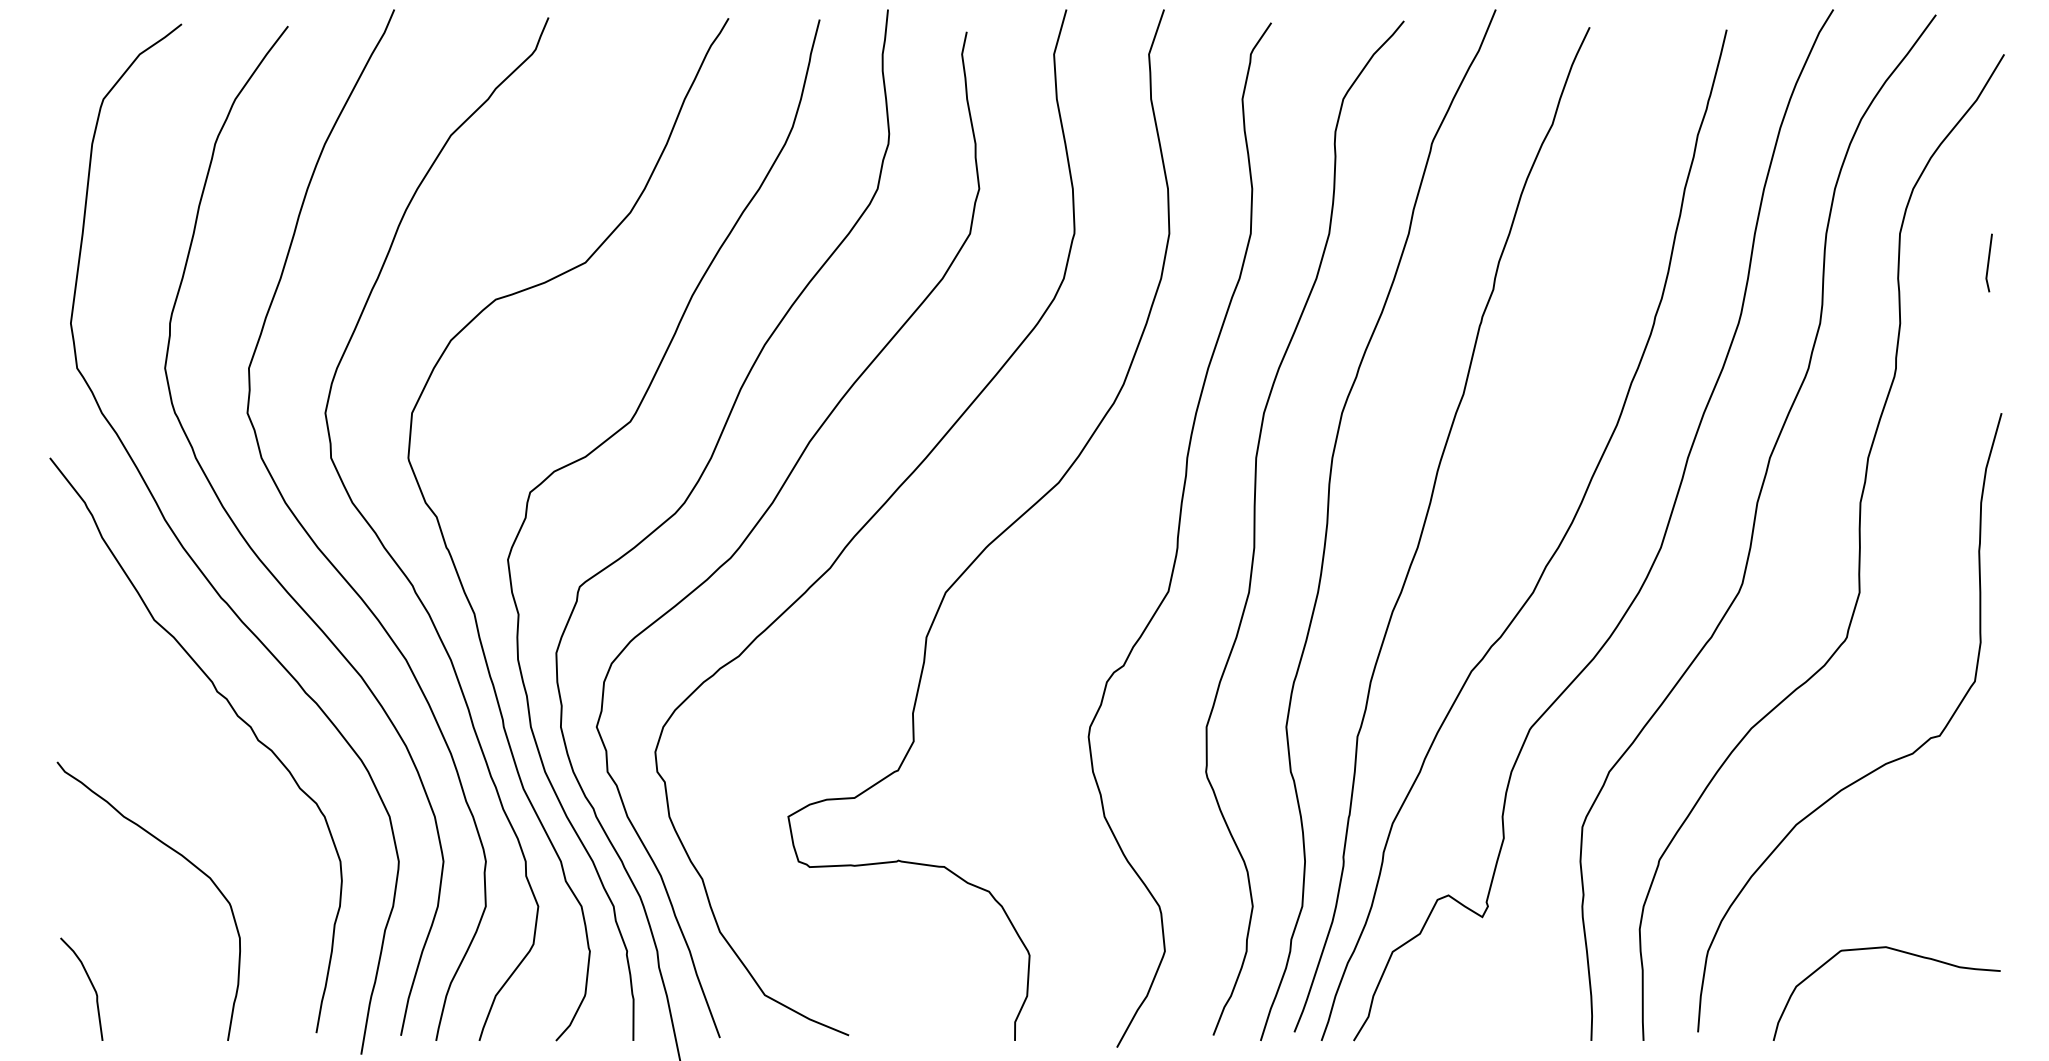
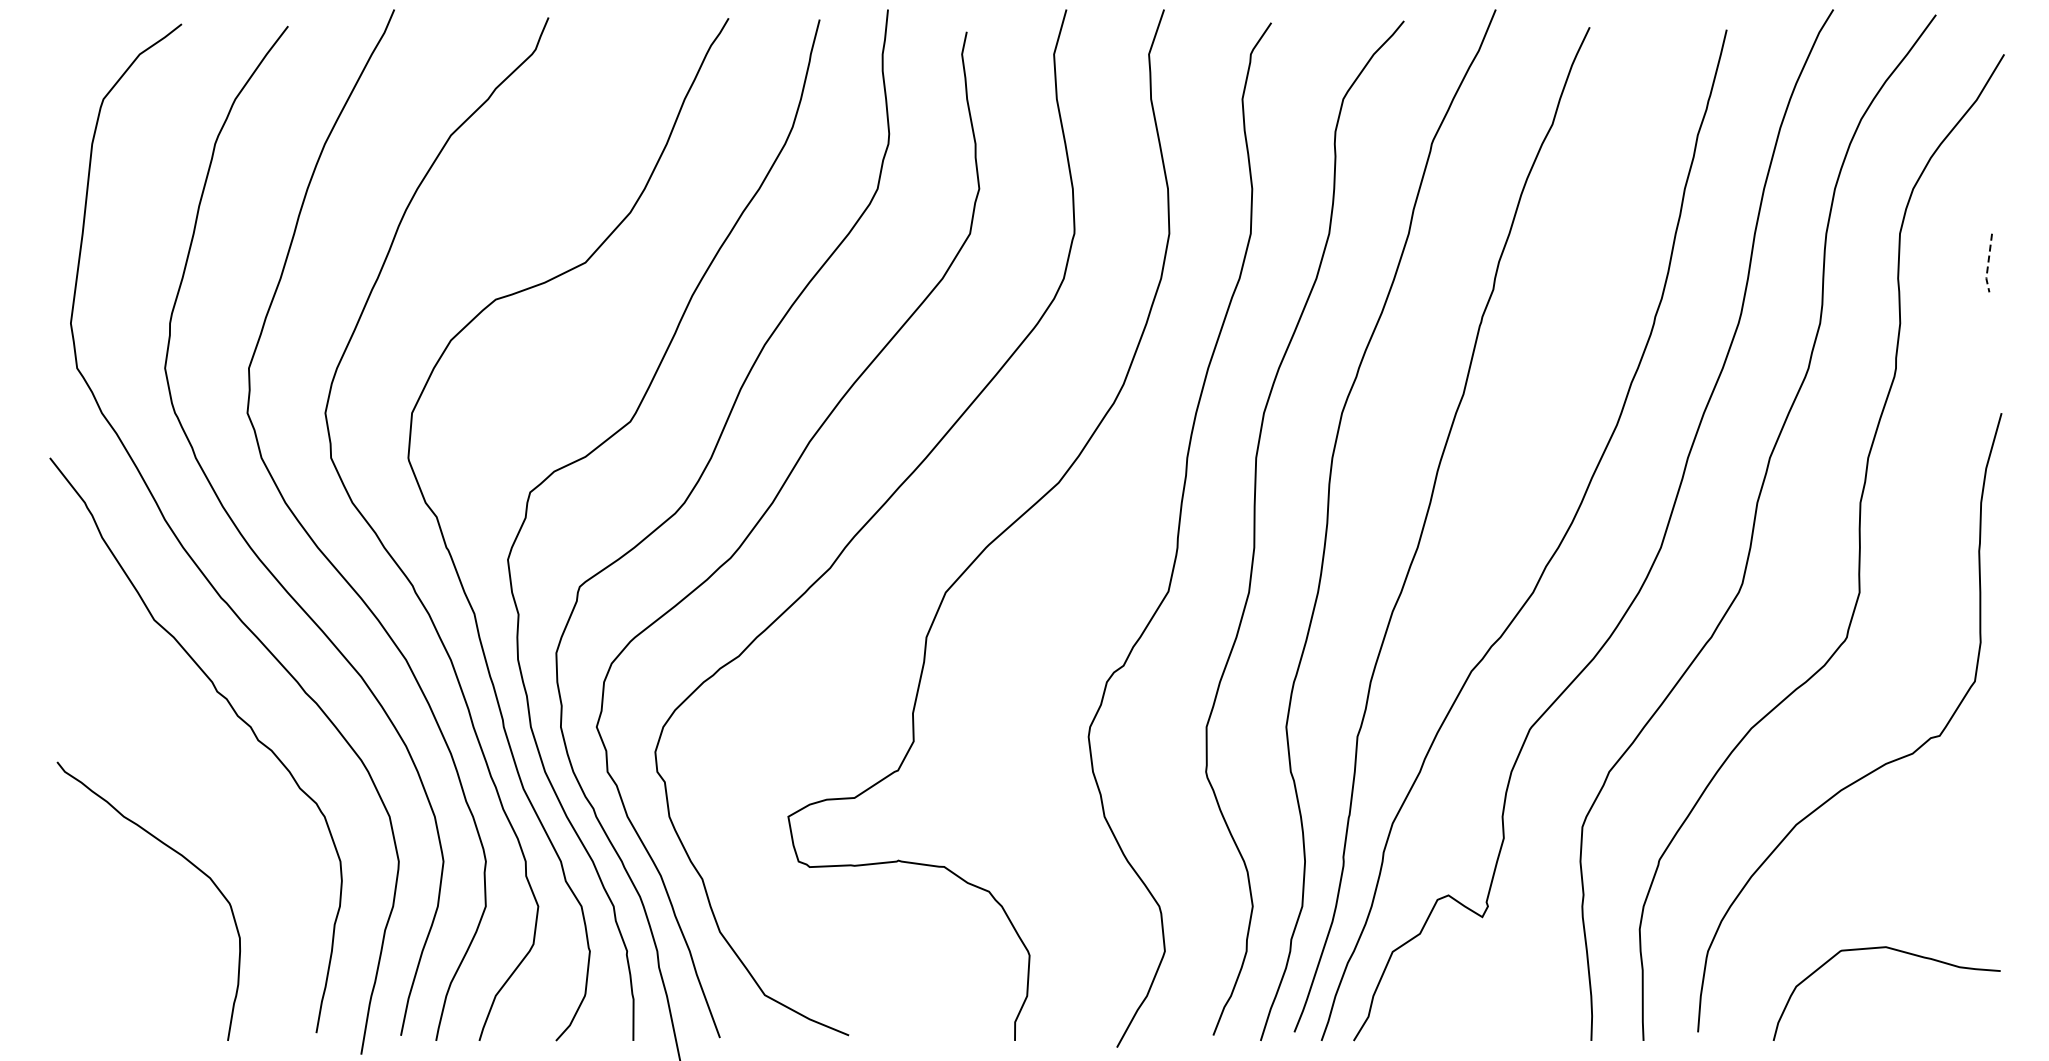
line: solid -> dashed (1988, 263)
curve: present -> none (90, 983)
